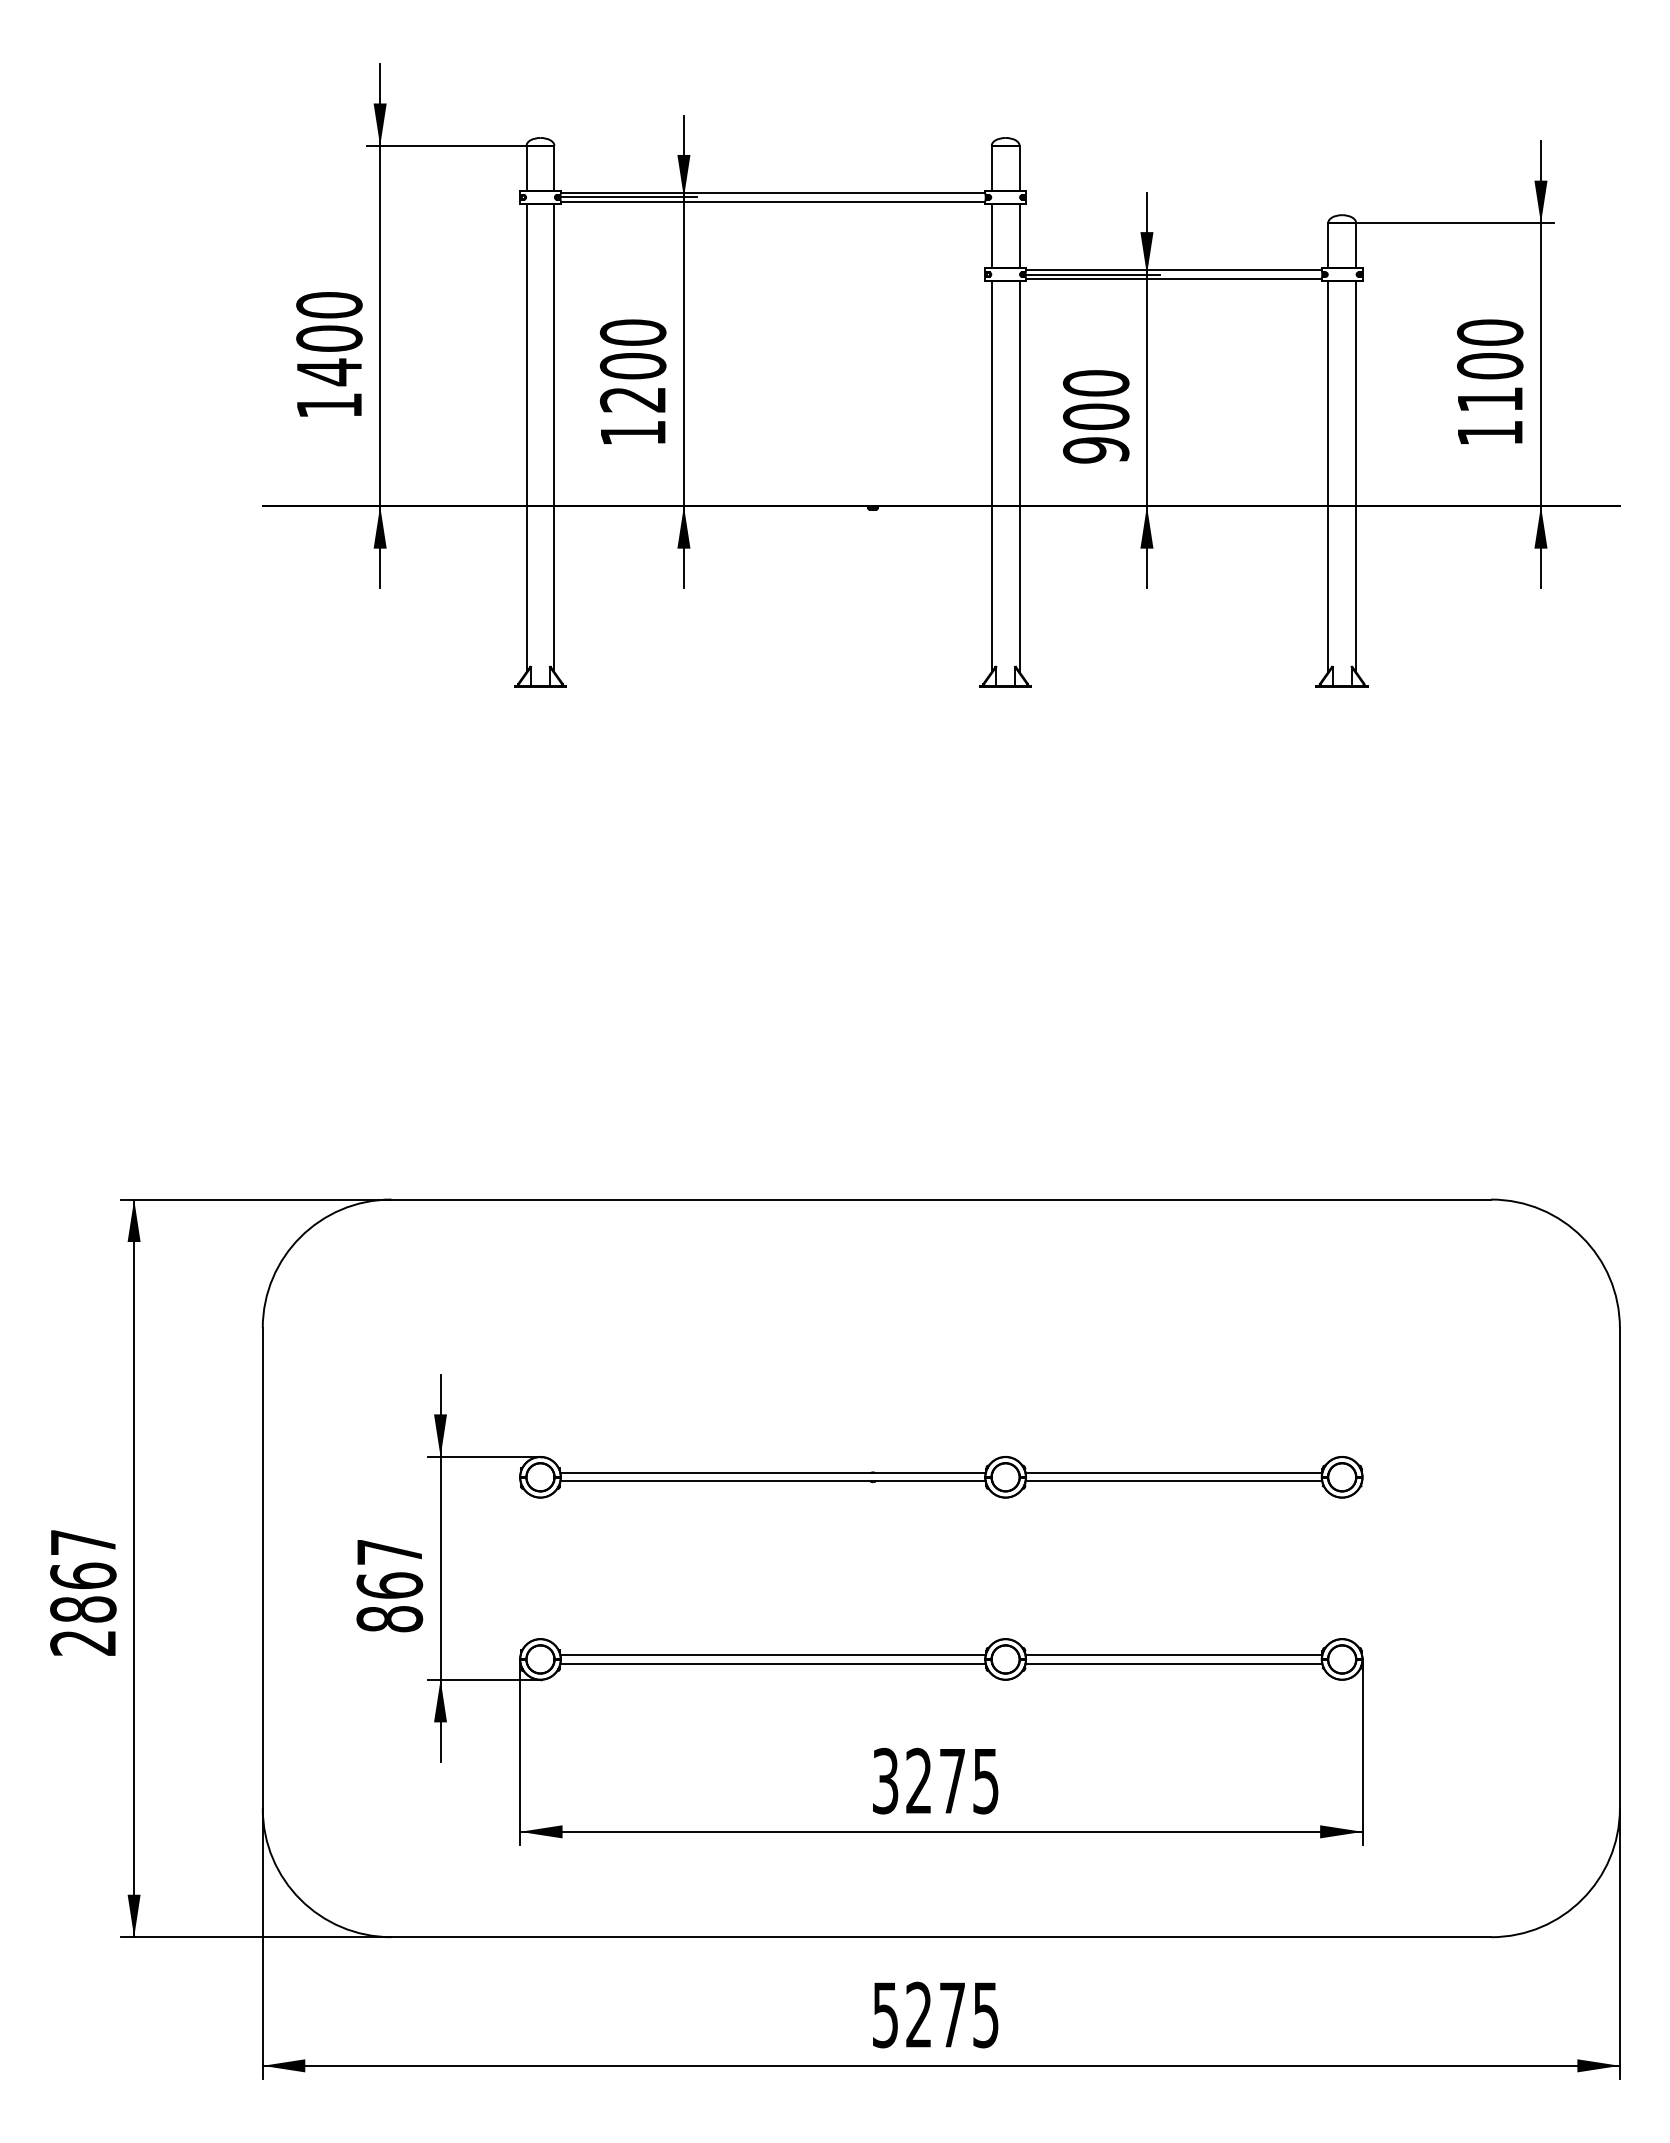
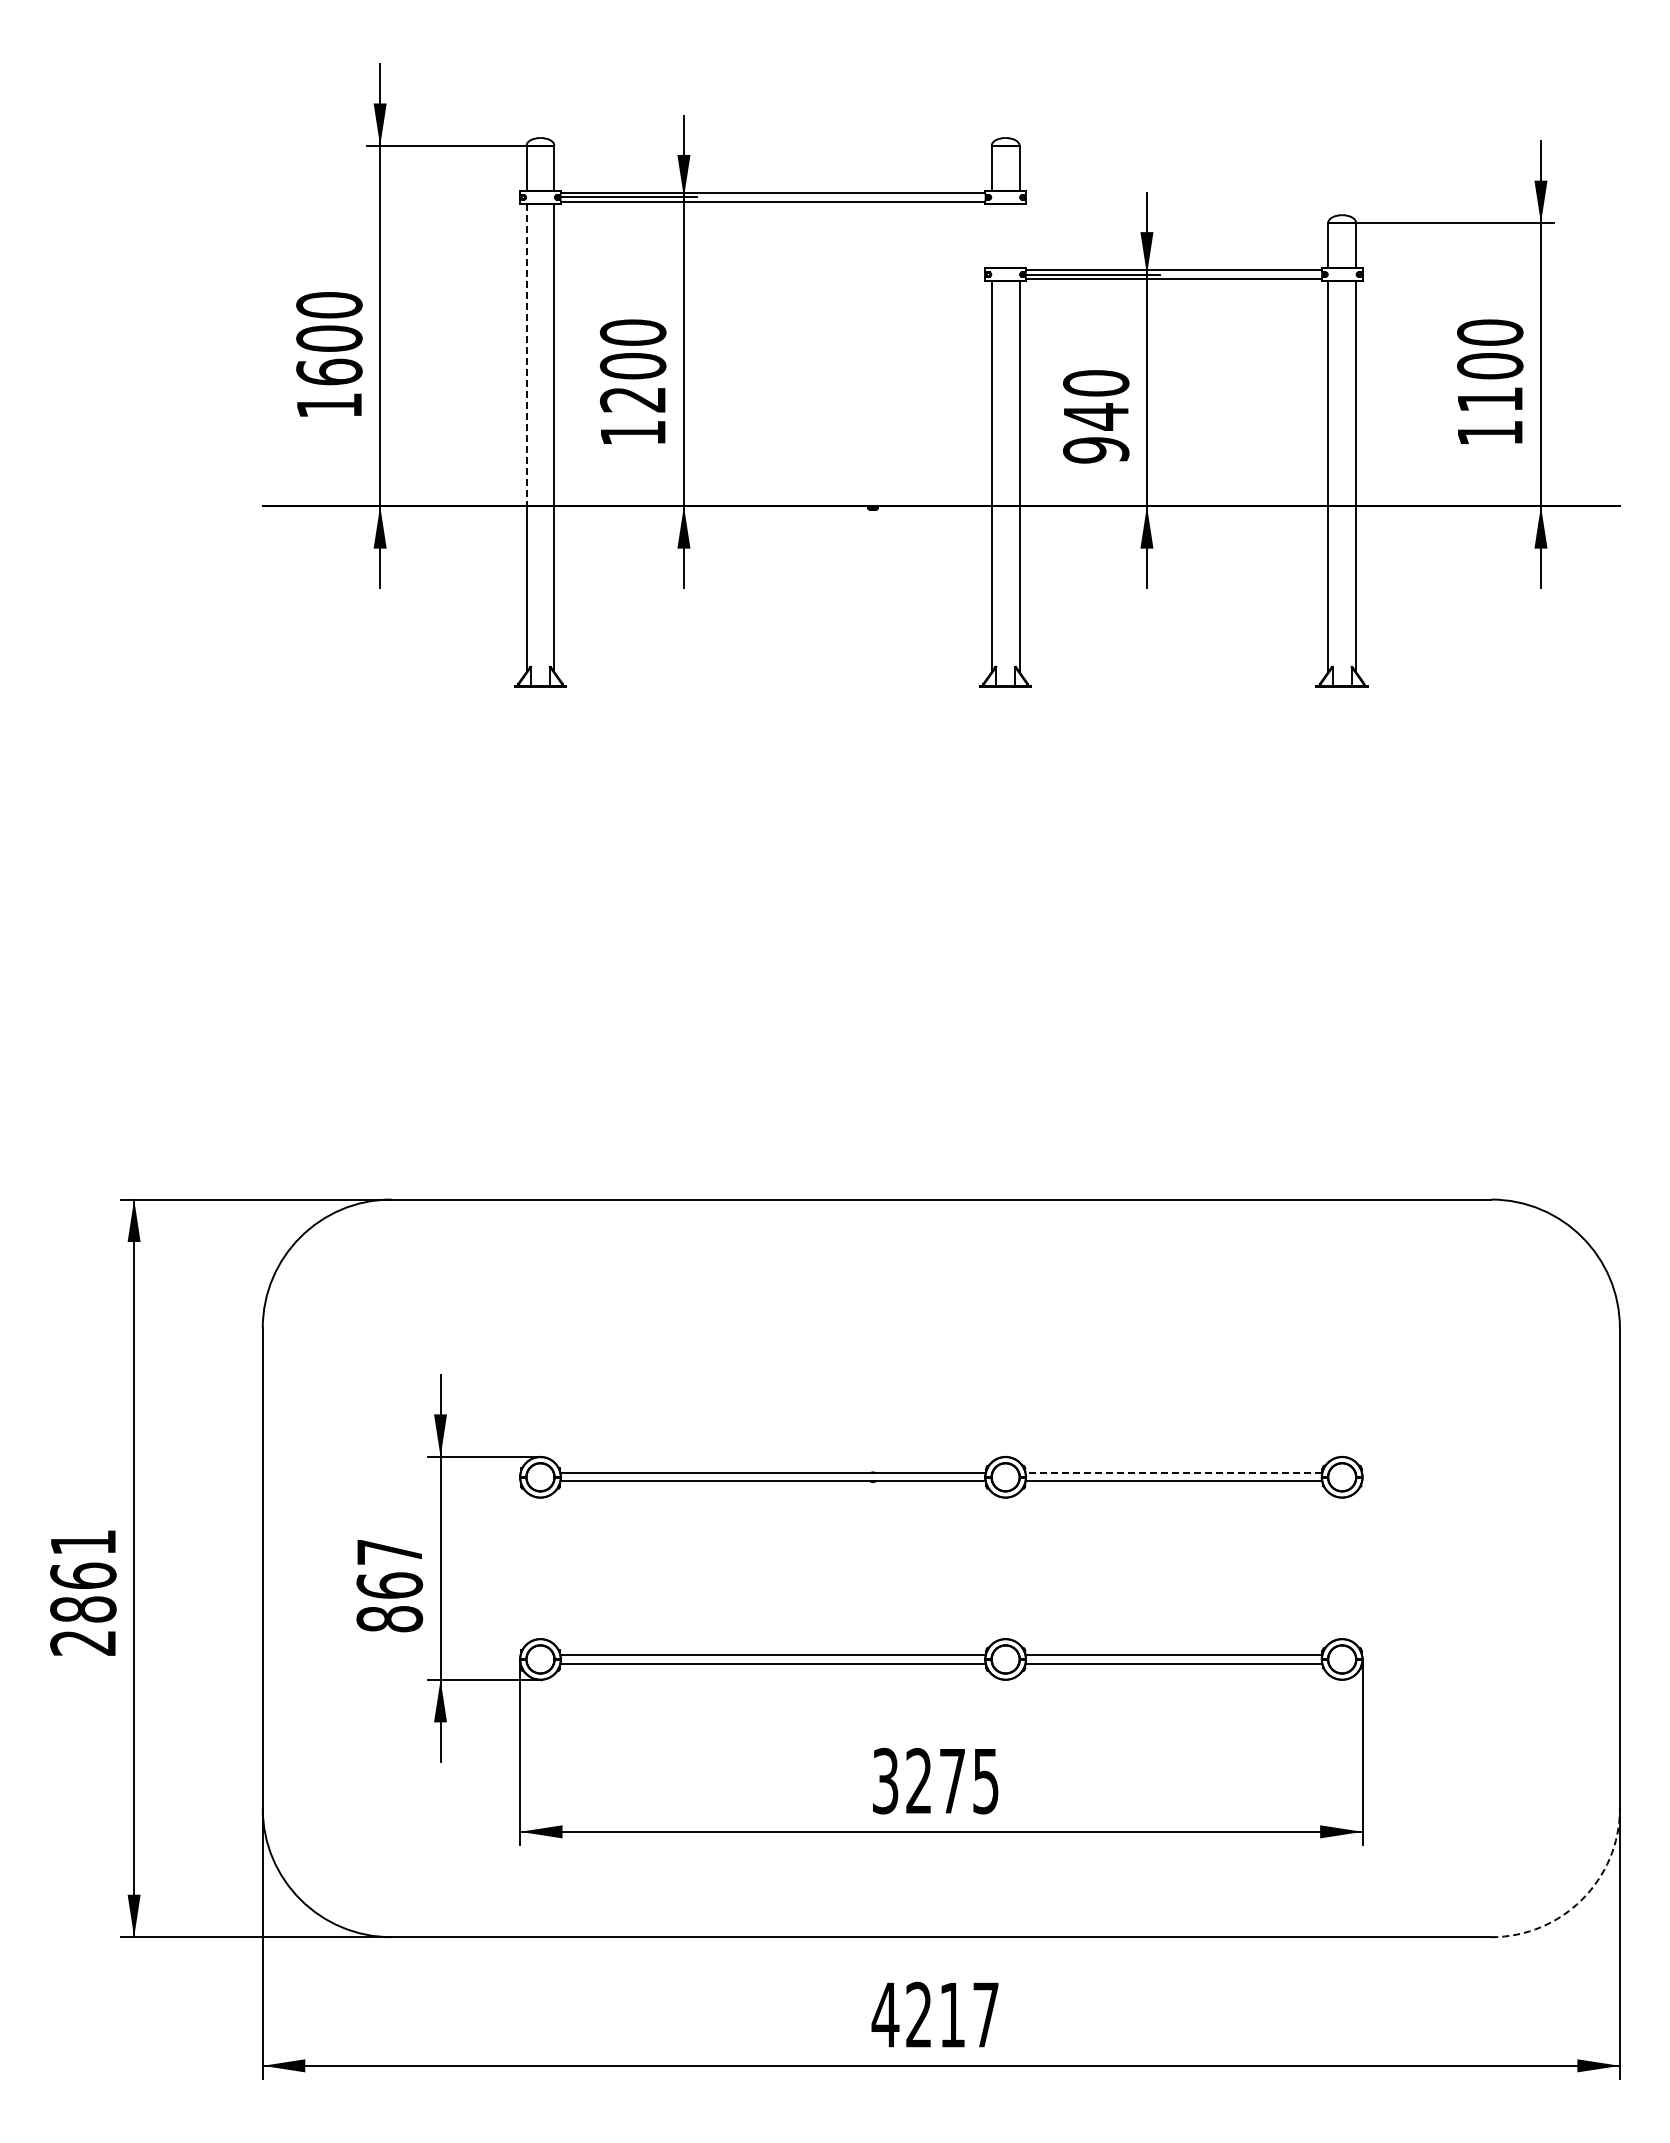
line: present -> none (991, 235)
line: present -> none (1019, 235)
line: solid -> dashed (526, 355)
text: 1400 -> 1600 (329, 372)
text: 900 -> 940 (1096, 416)
line: solid -> dashed (1173, 1473)
text: 2867 -> 2861 (83, 1542)
arc: solid -> dashed (1582, 1899)
text: 5275 -> 4217 (934, 2015)
